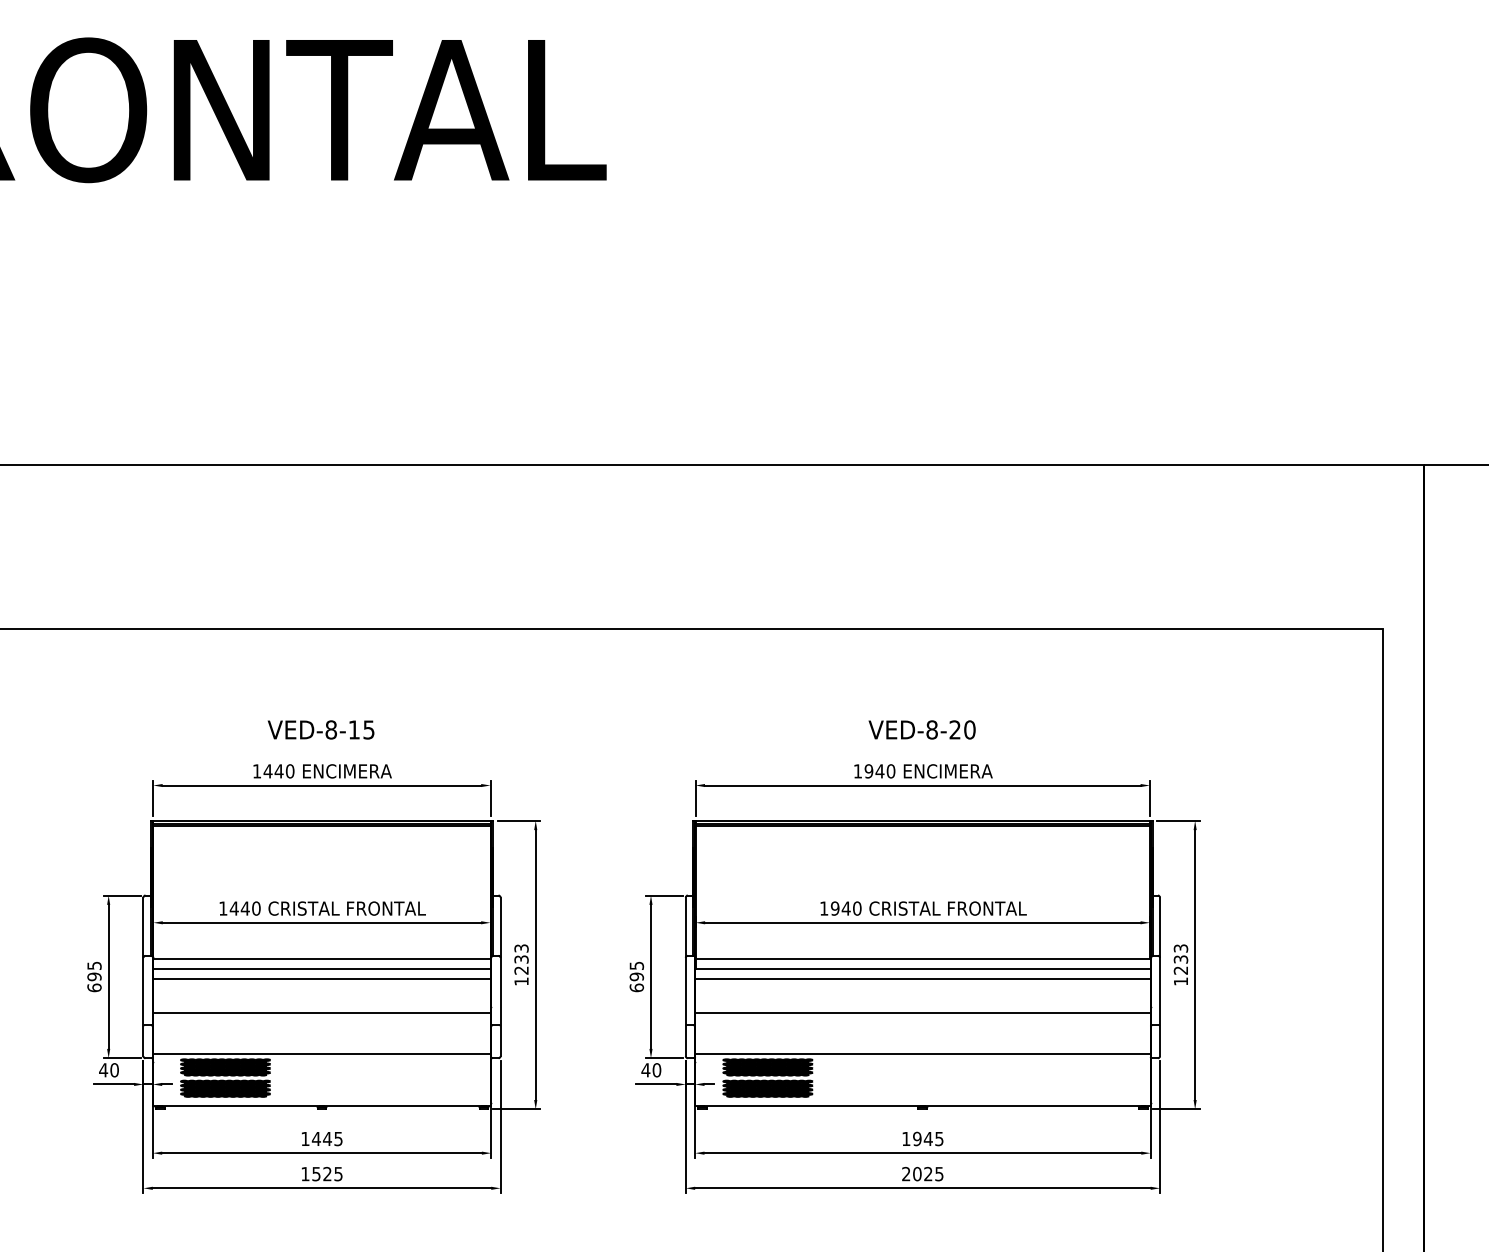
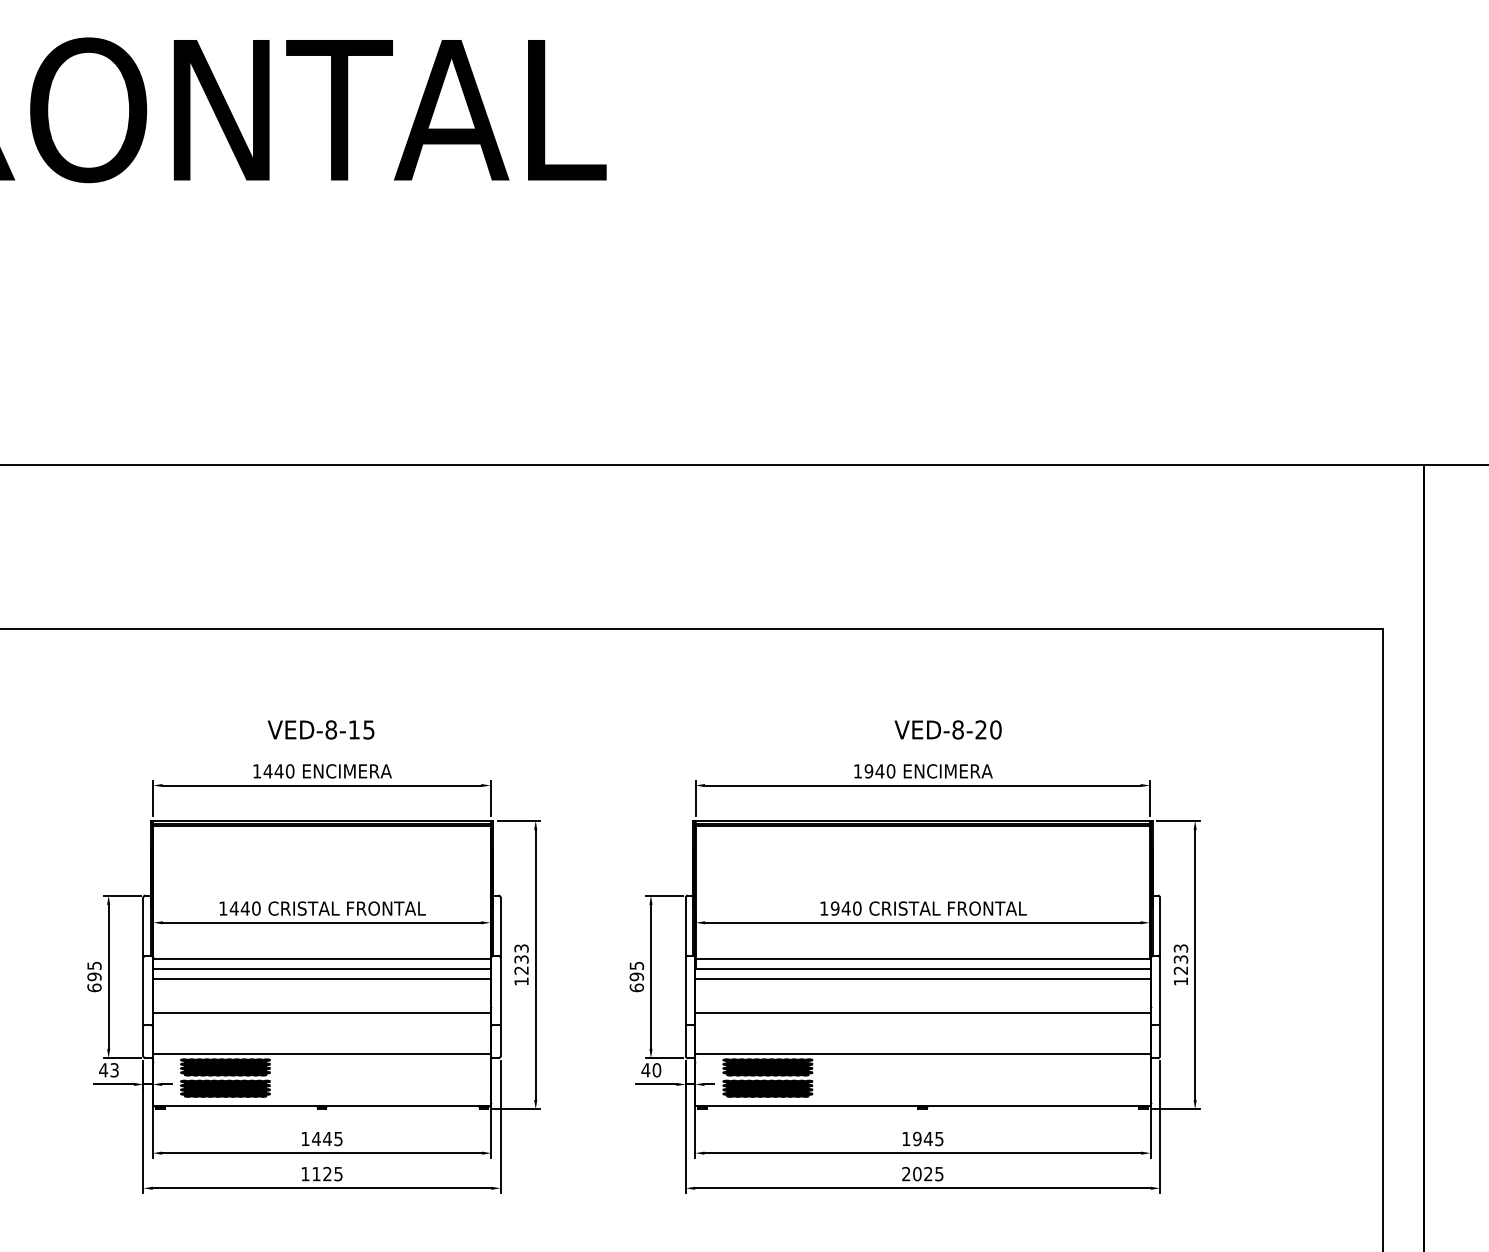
text position: (921, 729) -> (947, 729) (947, 729)
text: 40 -> 43 (114, 1070)
text: 1525 -> 1125 (316, 1174)
